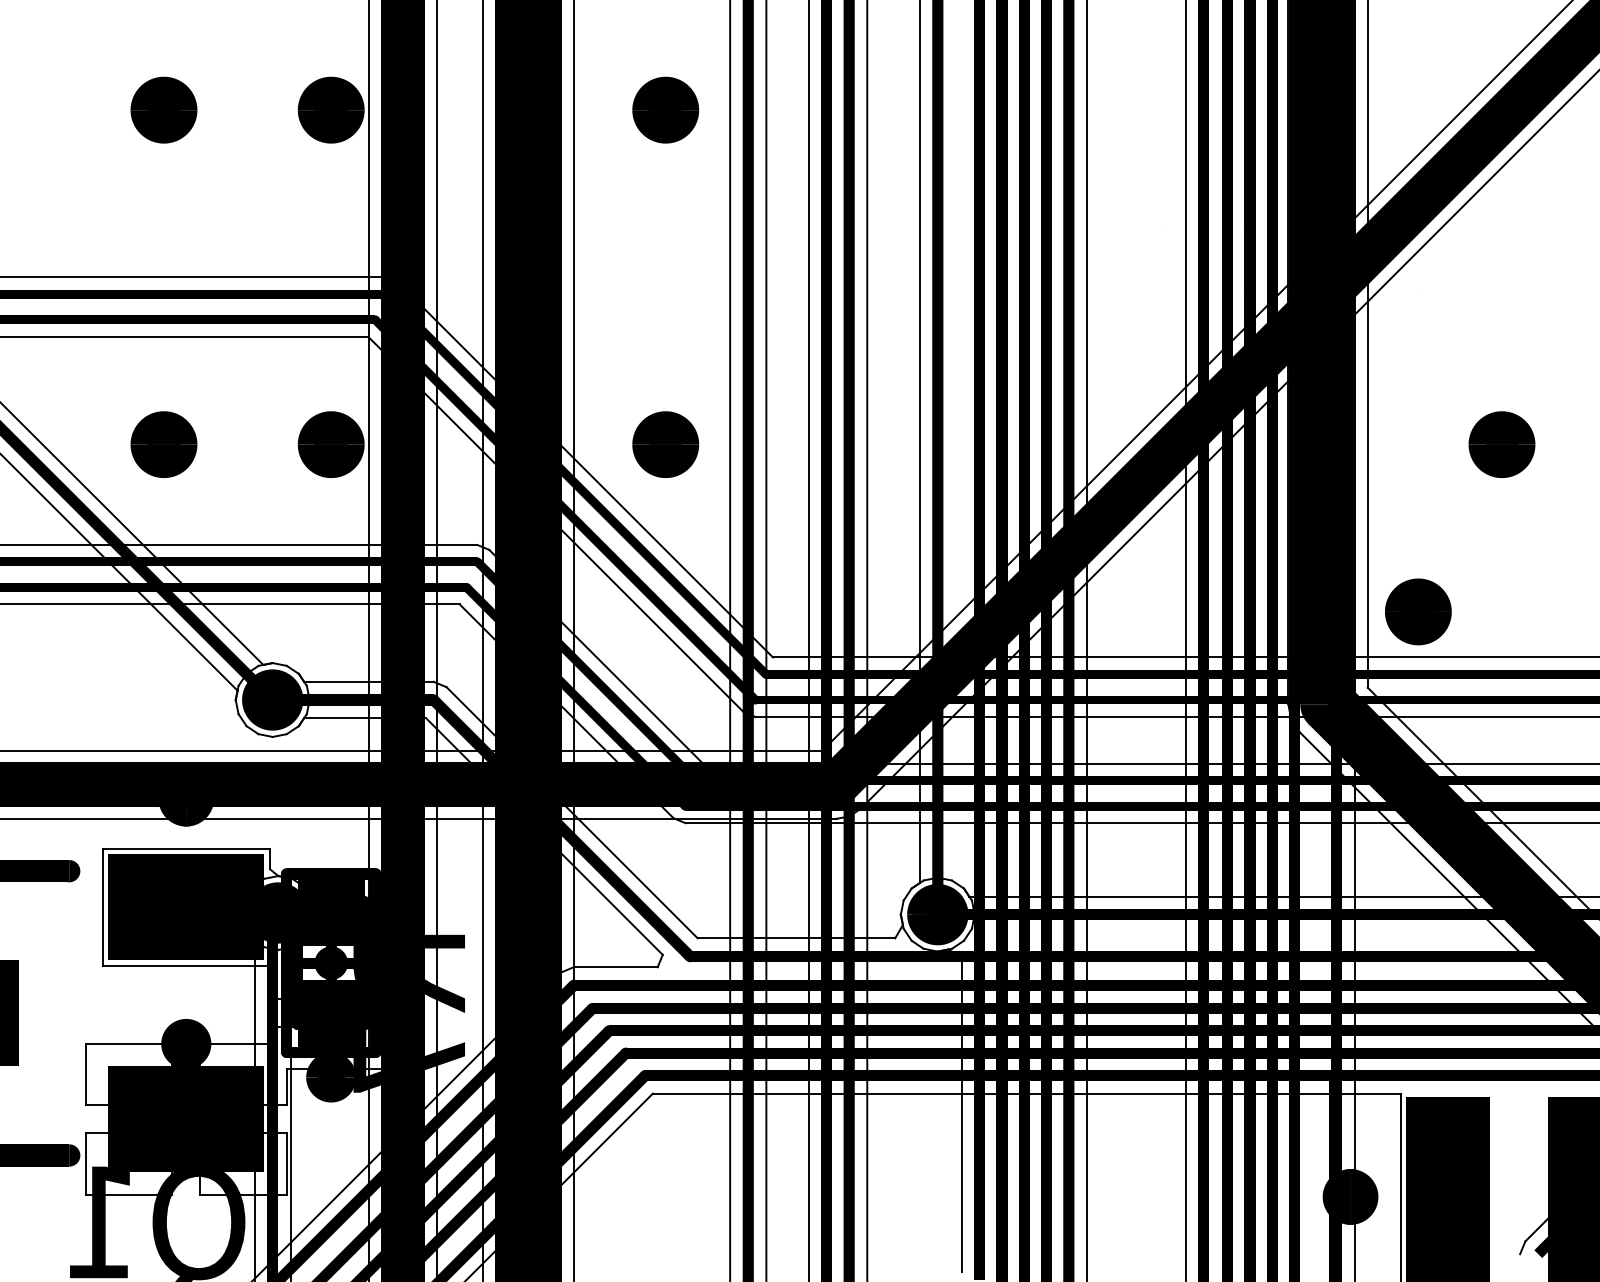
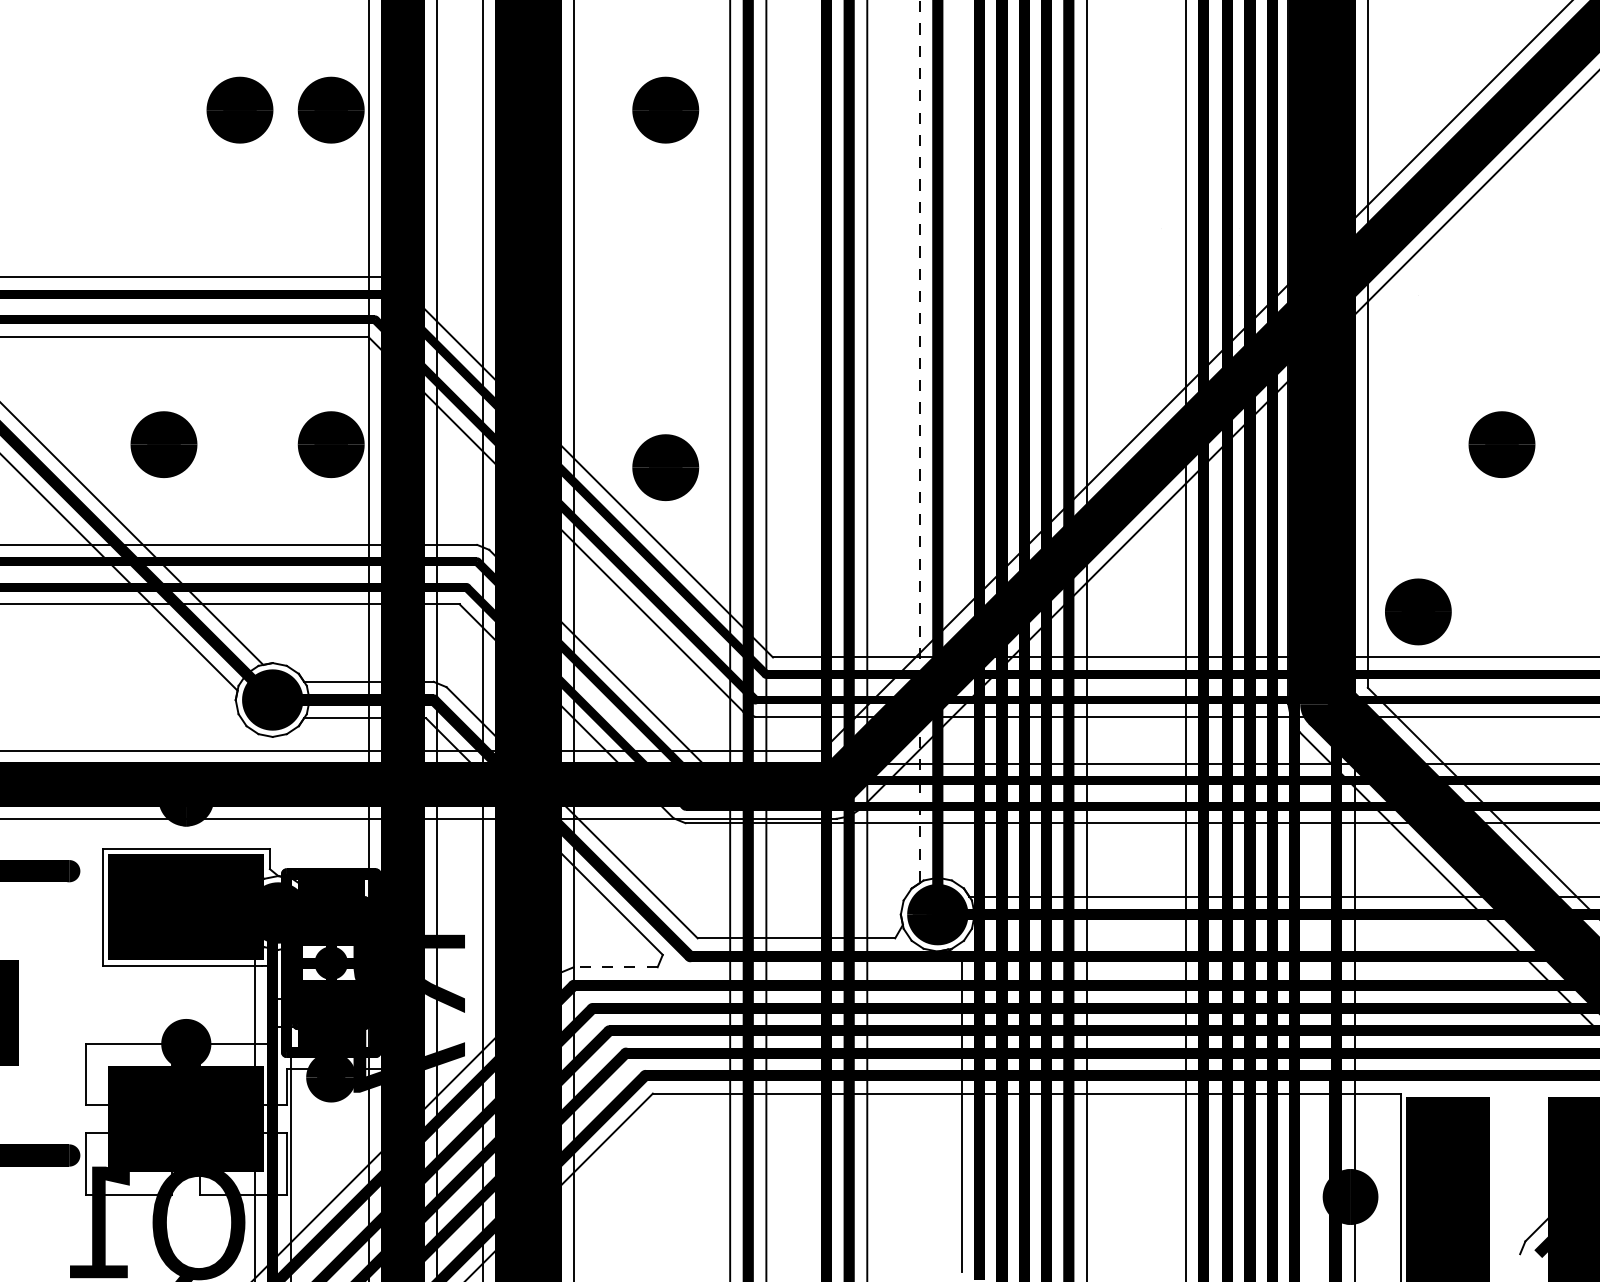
part position: (163, 109) -> (239, 109) (239, 109)
line: solid -> dashed (919, 442)
part position: (665, 444) -> (665, 467) (665, 467)
line: present -> none (808, 640)
line: solid -> dashed (615, 967)
